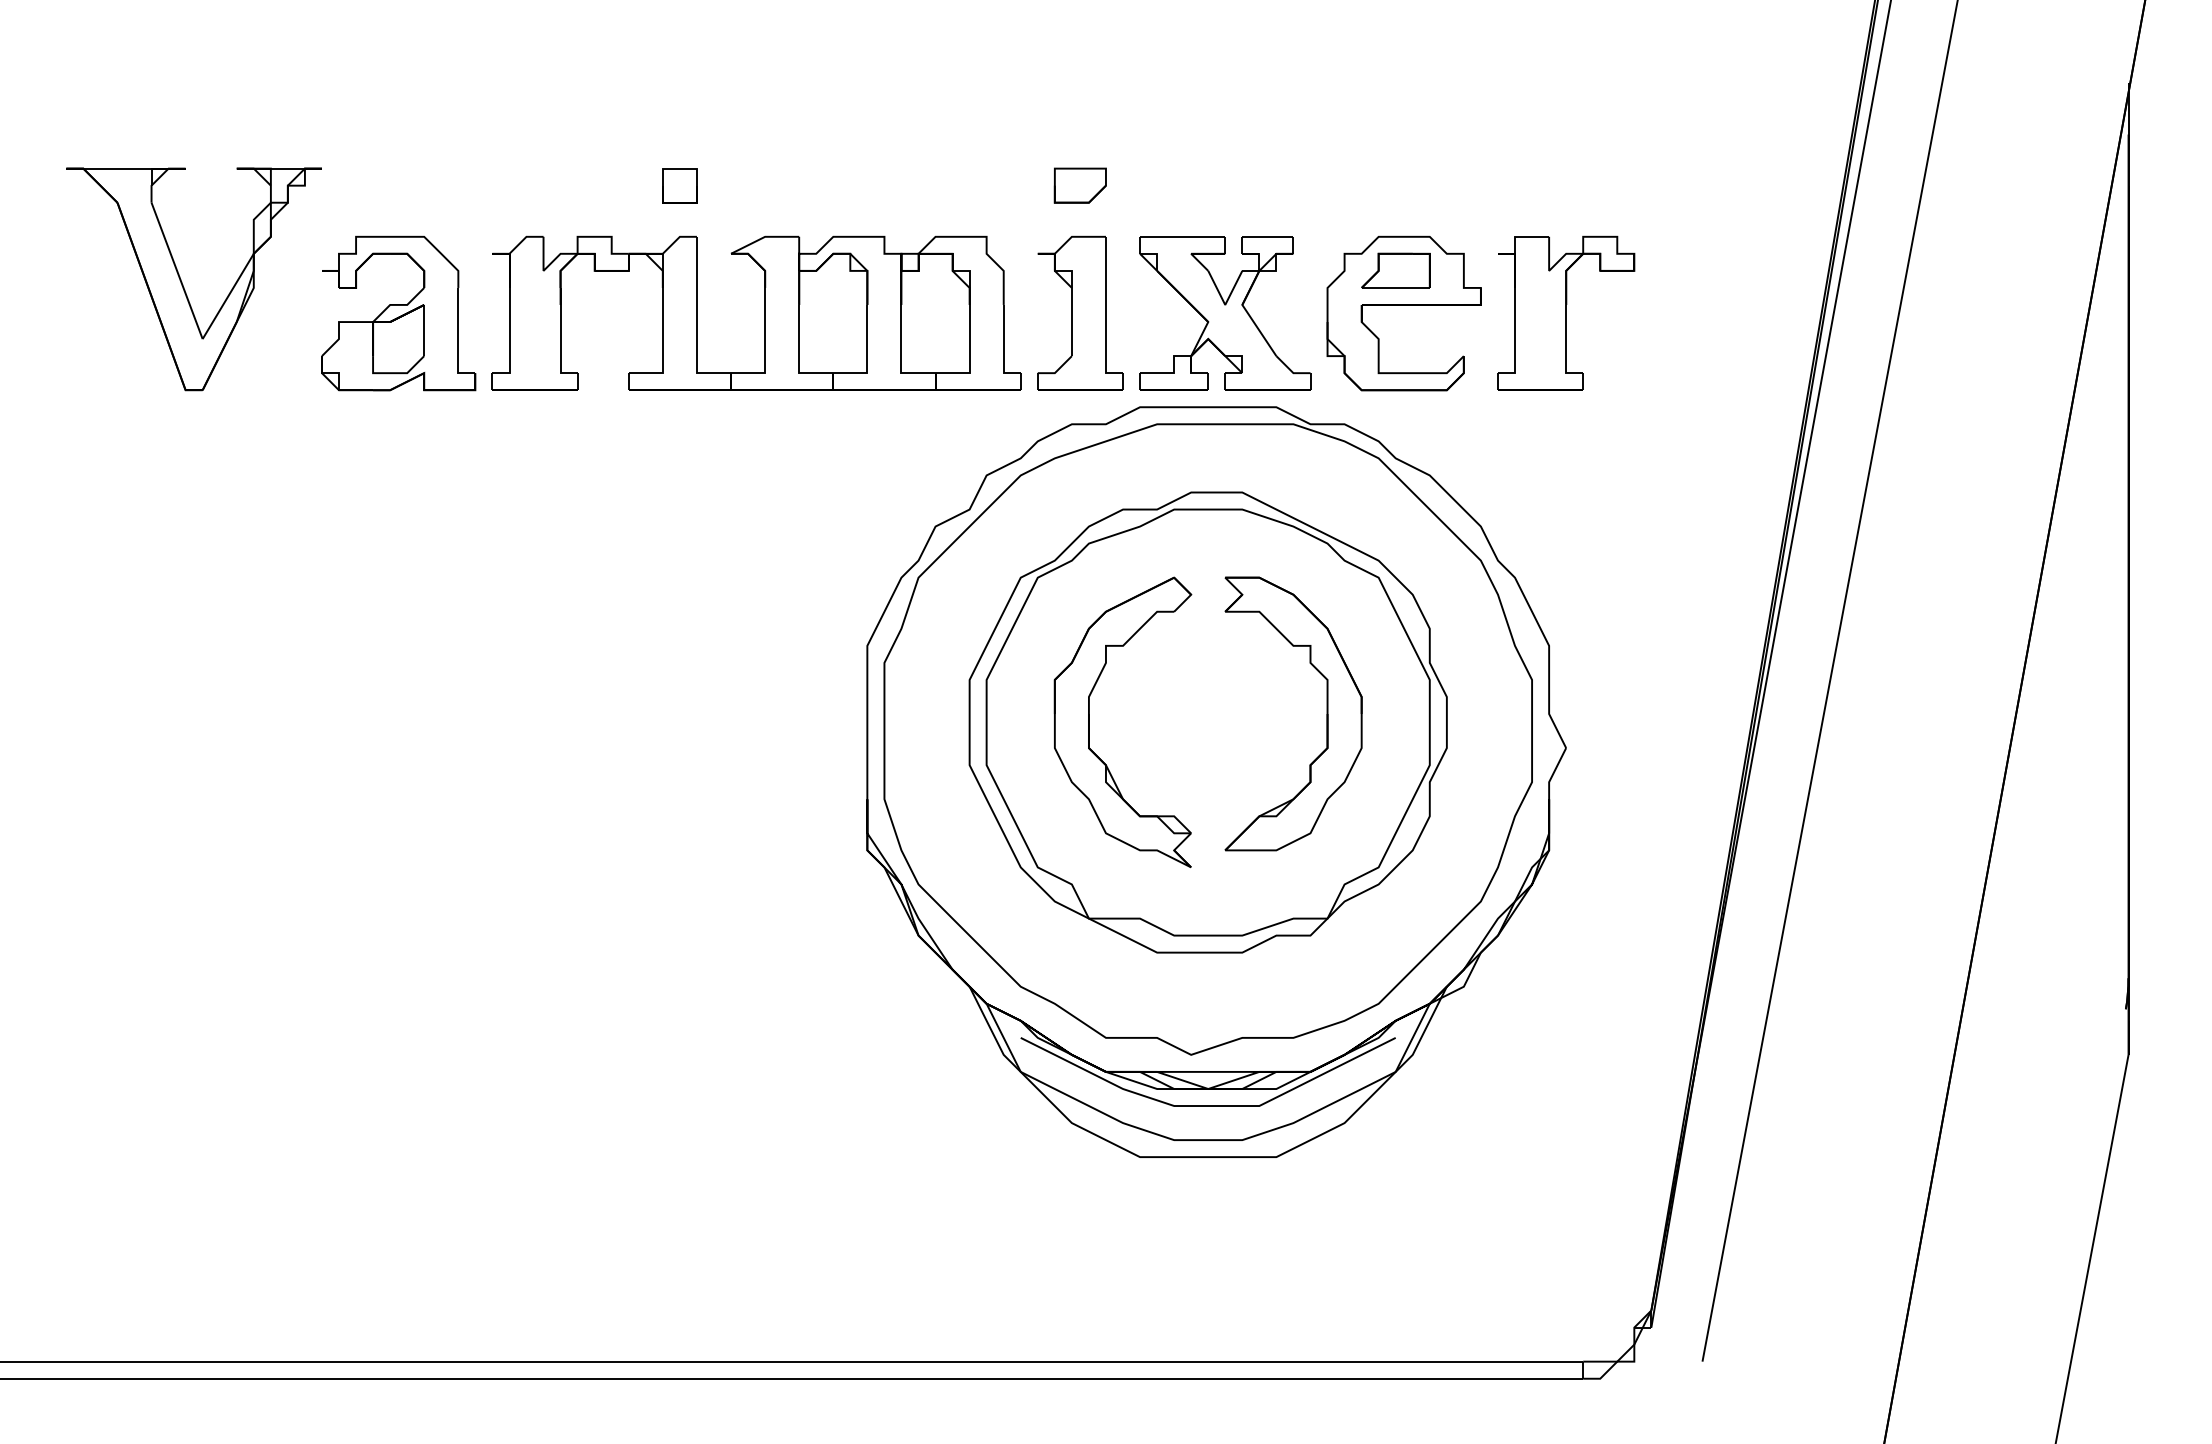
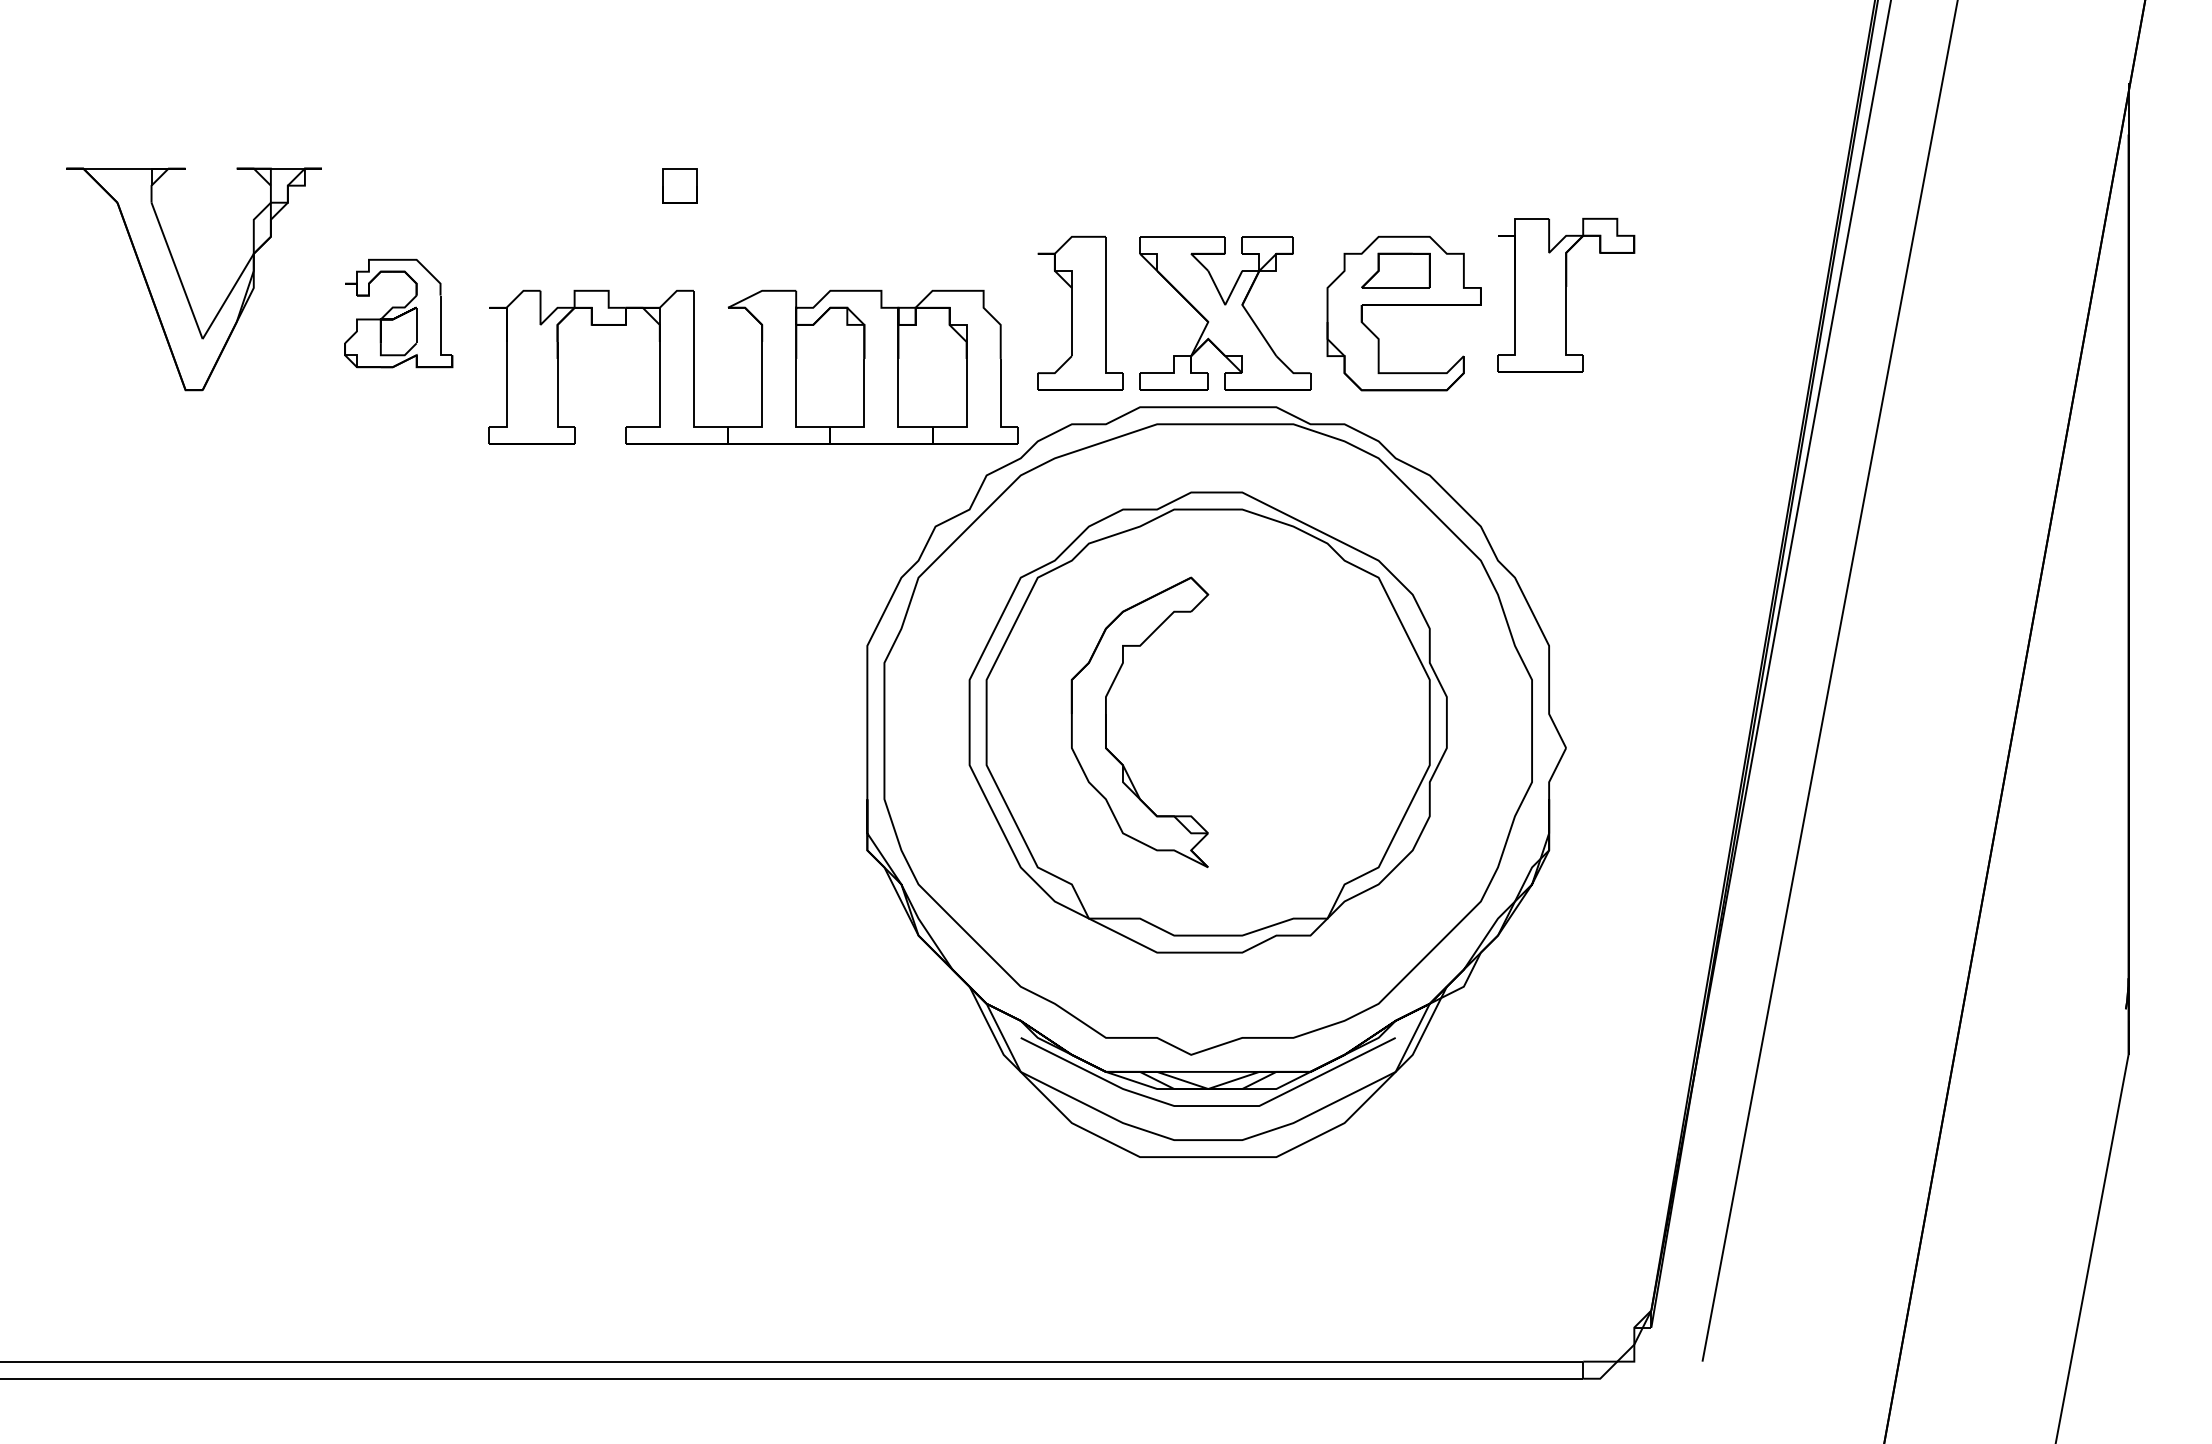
part: present -> none (1079, 185)
part position: (764, 312) -> (761, 366) (761, 366)
part position: (1566, 312) -> (1566, 294) (1566, 294)
part size: 156x157 px -> 110x111 px (398, 313)
part: present -> none (1326, 713)
part position: (1089, 722) -> (1106, 722) (1106, 722)
